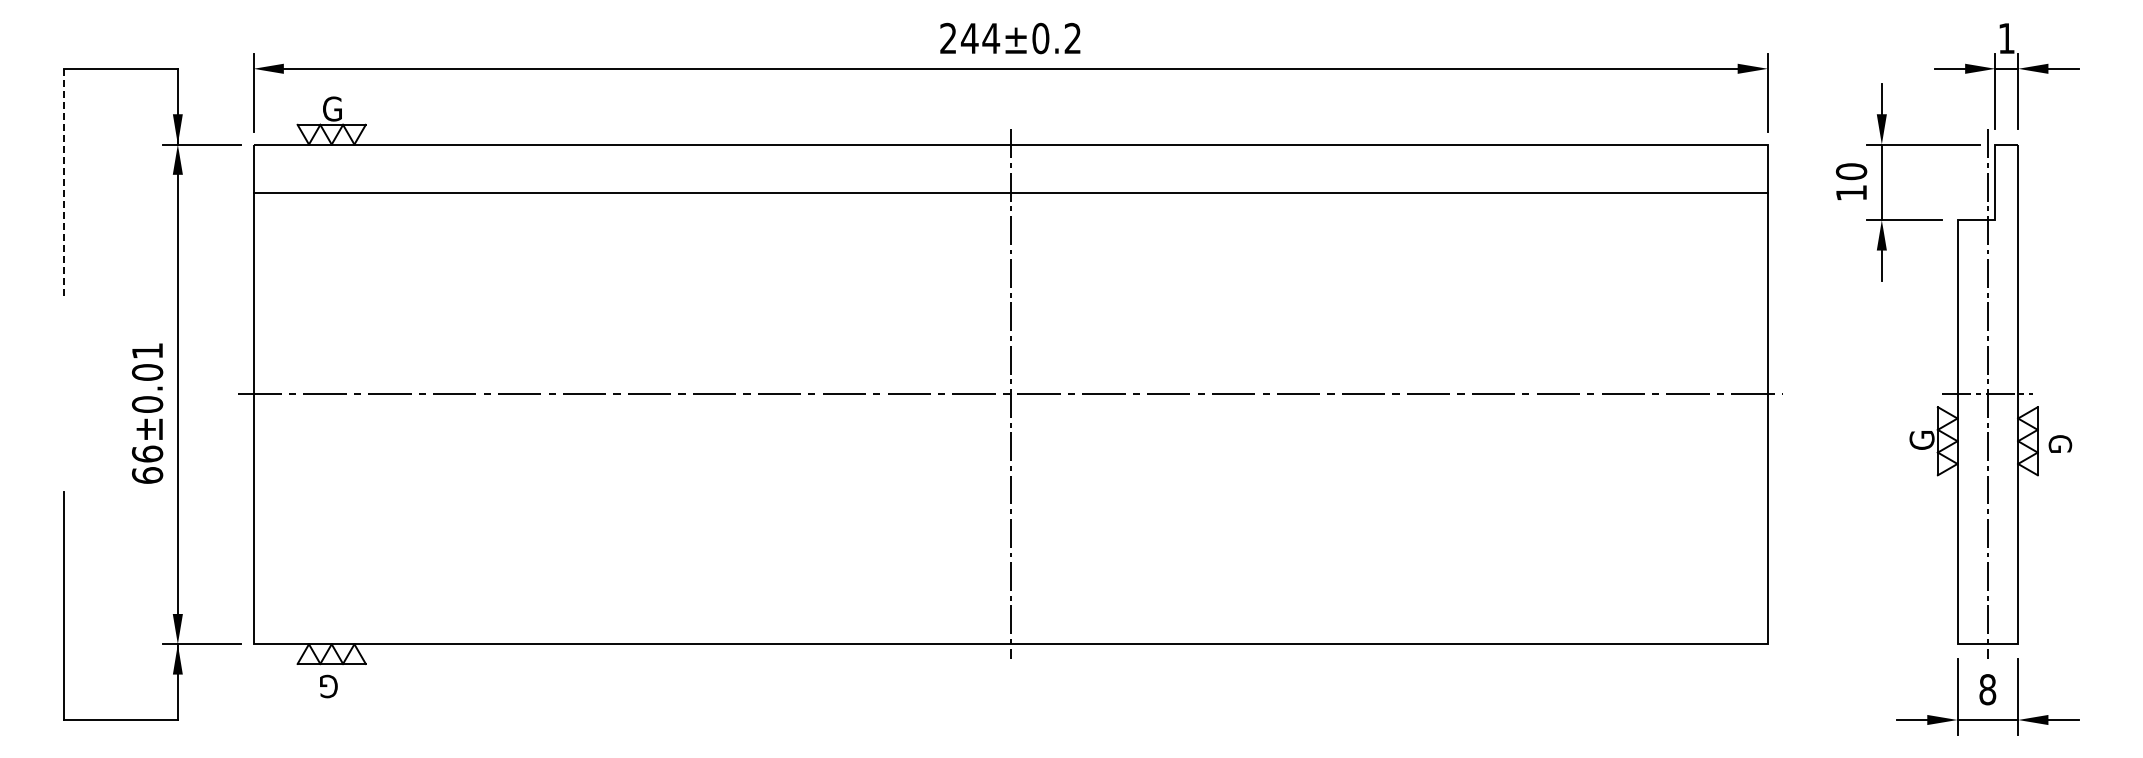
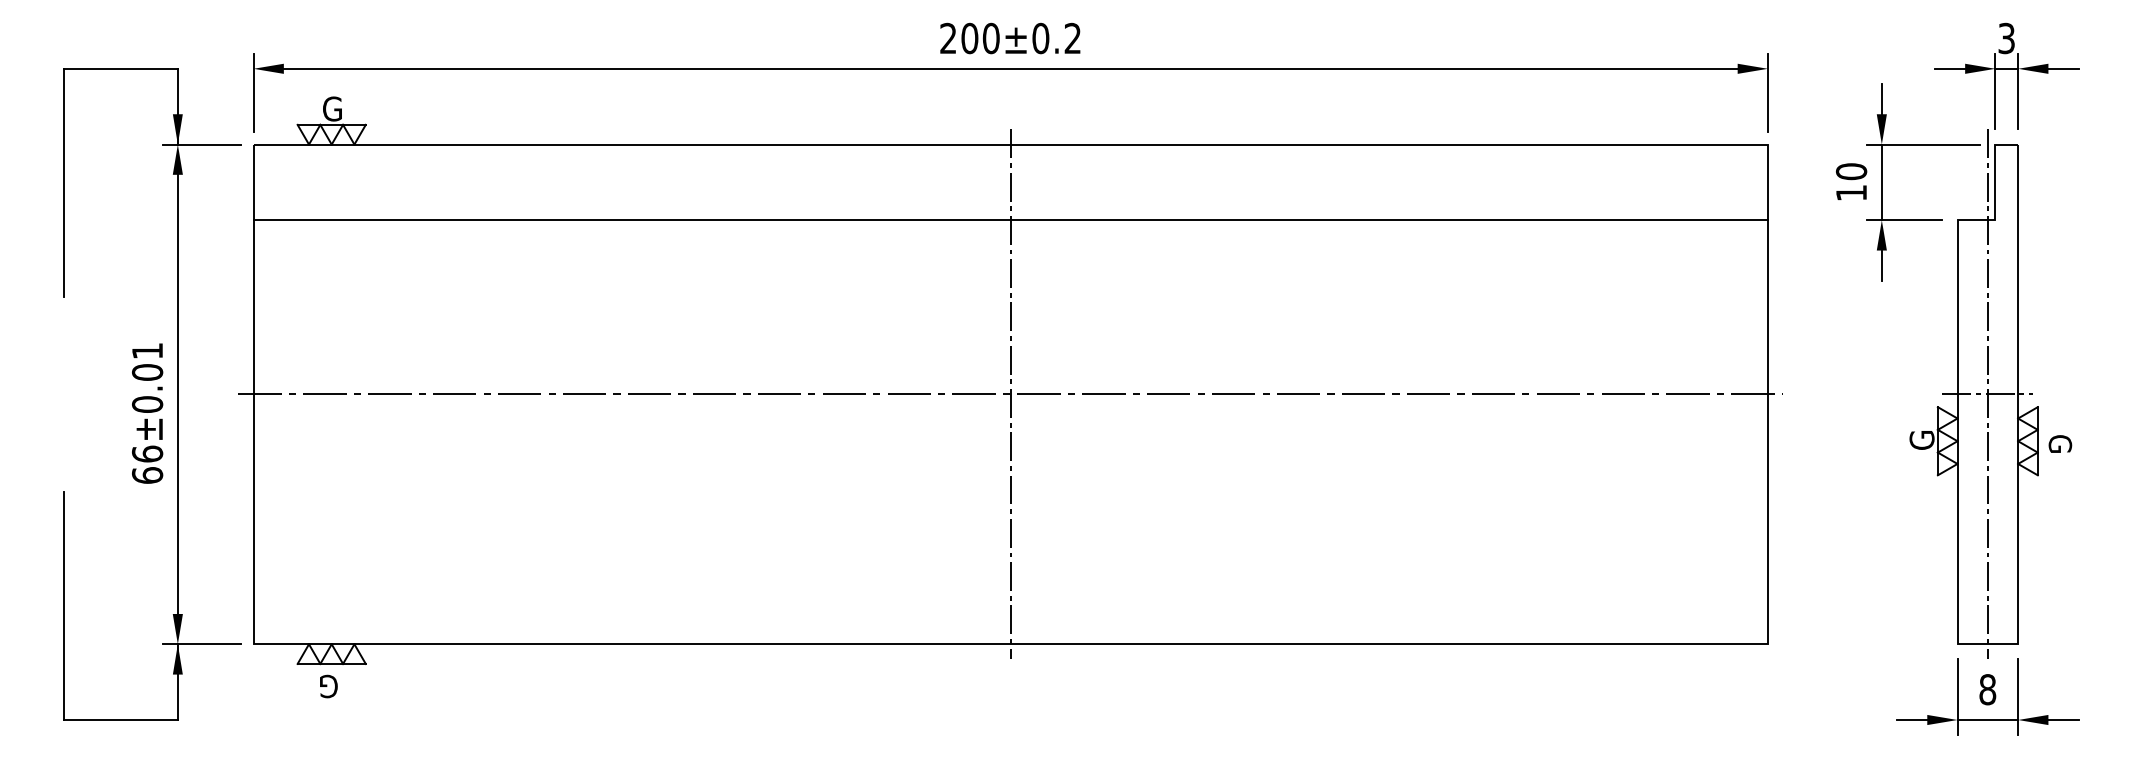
text: 244±0.2 -> 200±0.2 (980, 38)
text: 1 -> 3 (2006, 38)
line: dashed -> solid (64, 182)
line position: (1010, 193) -> (1010, 220) (1010, 220)
